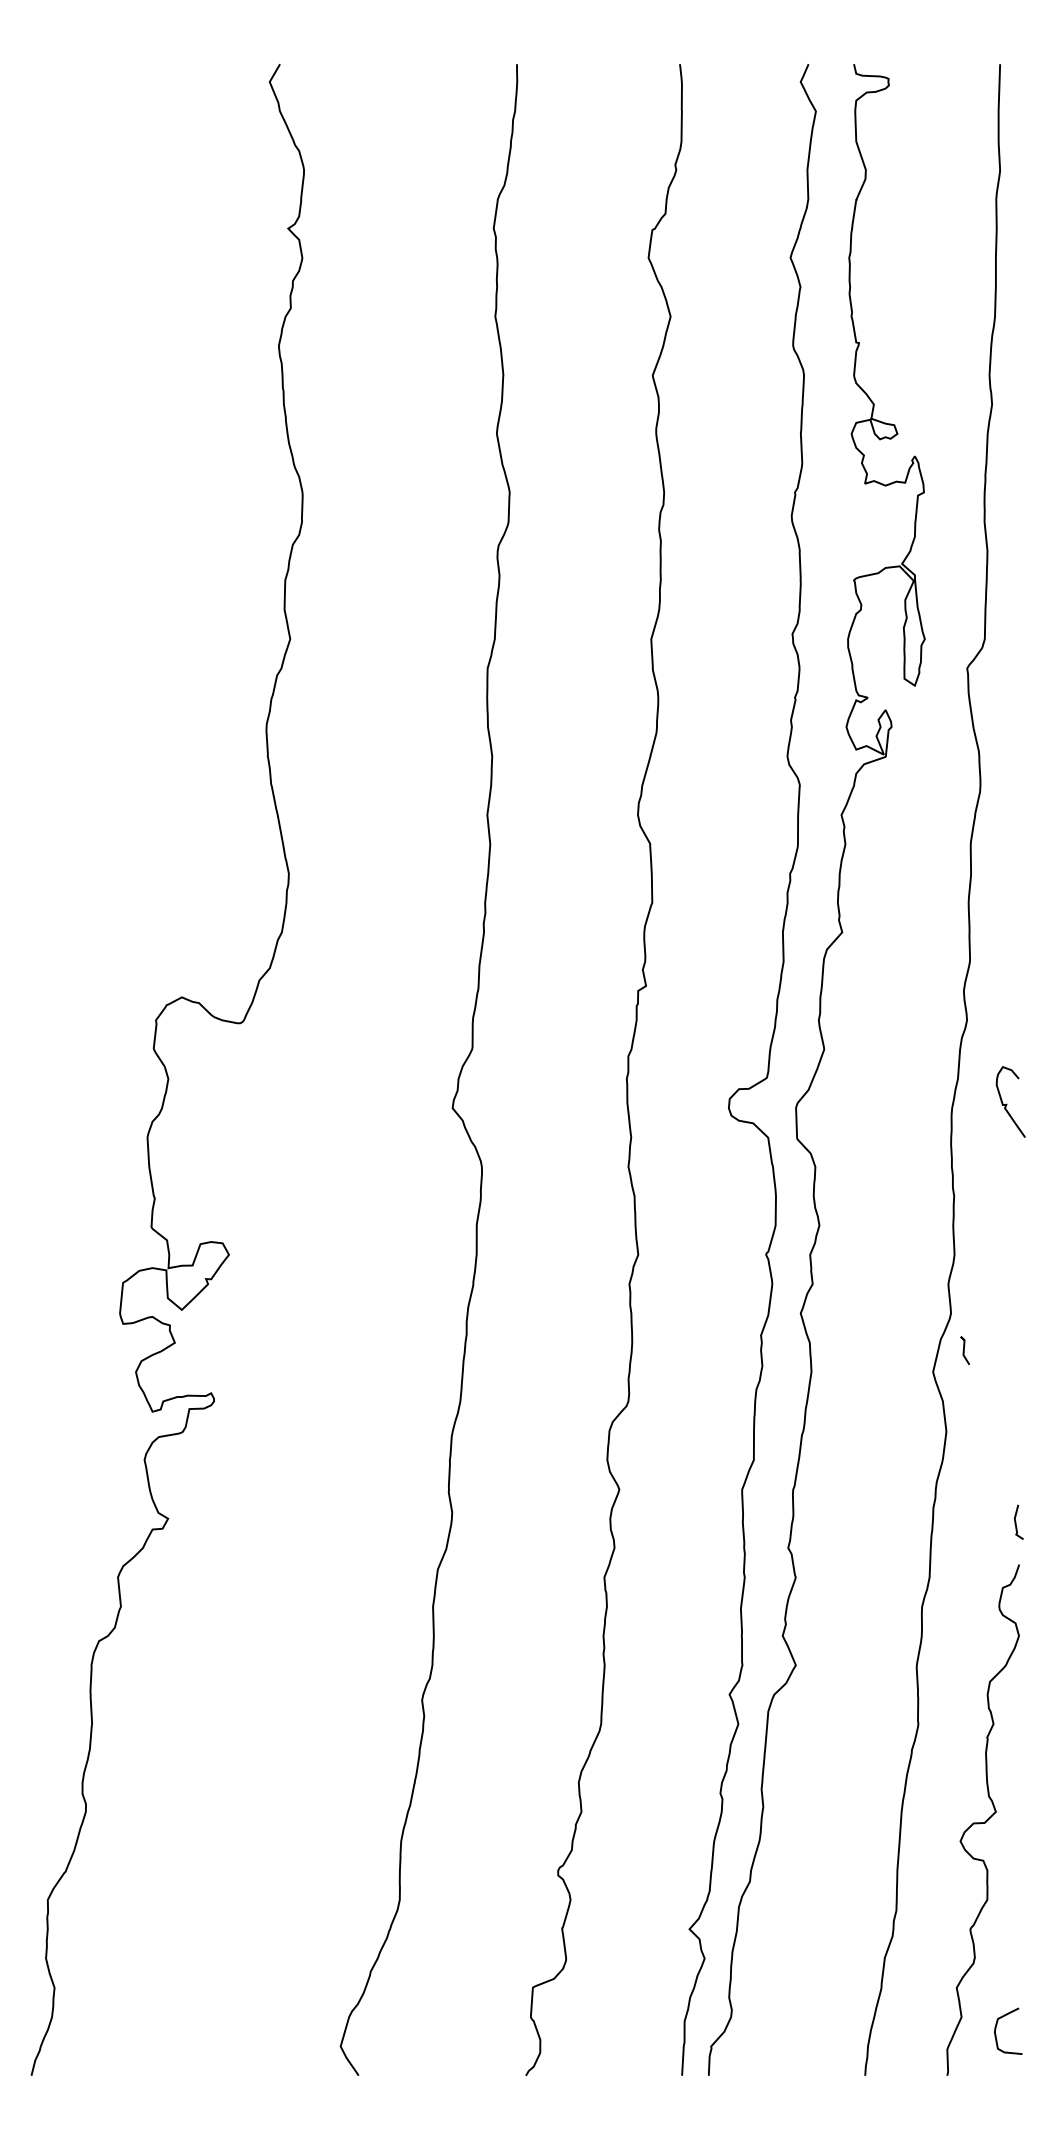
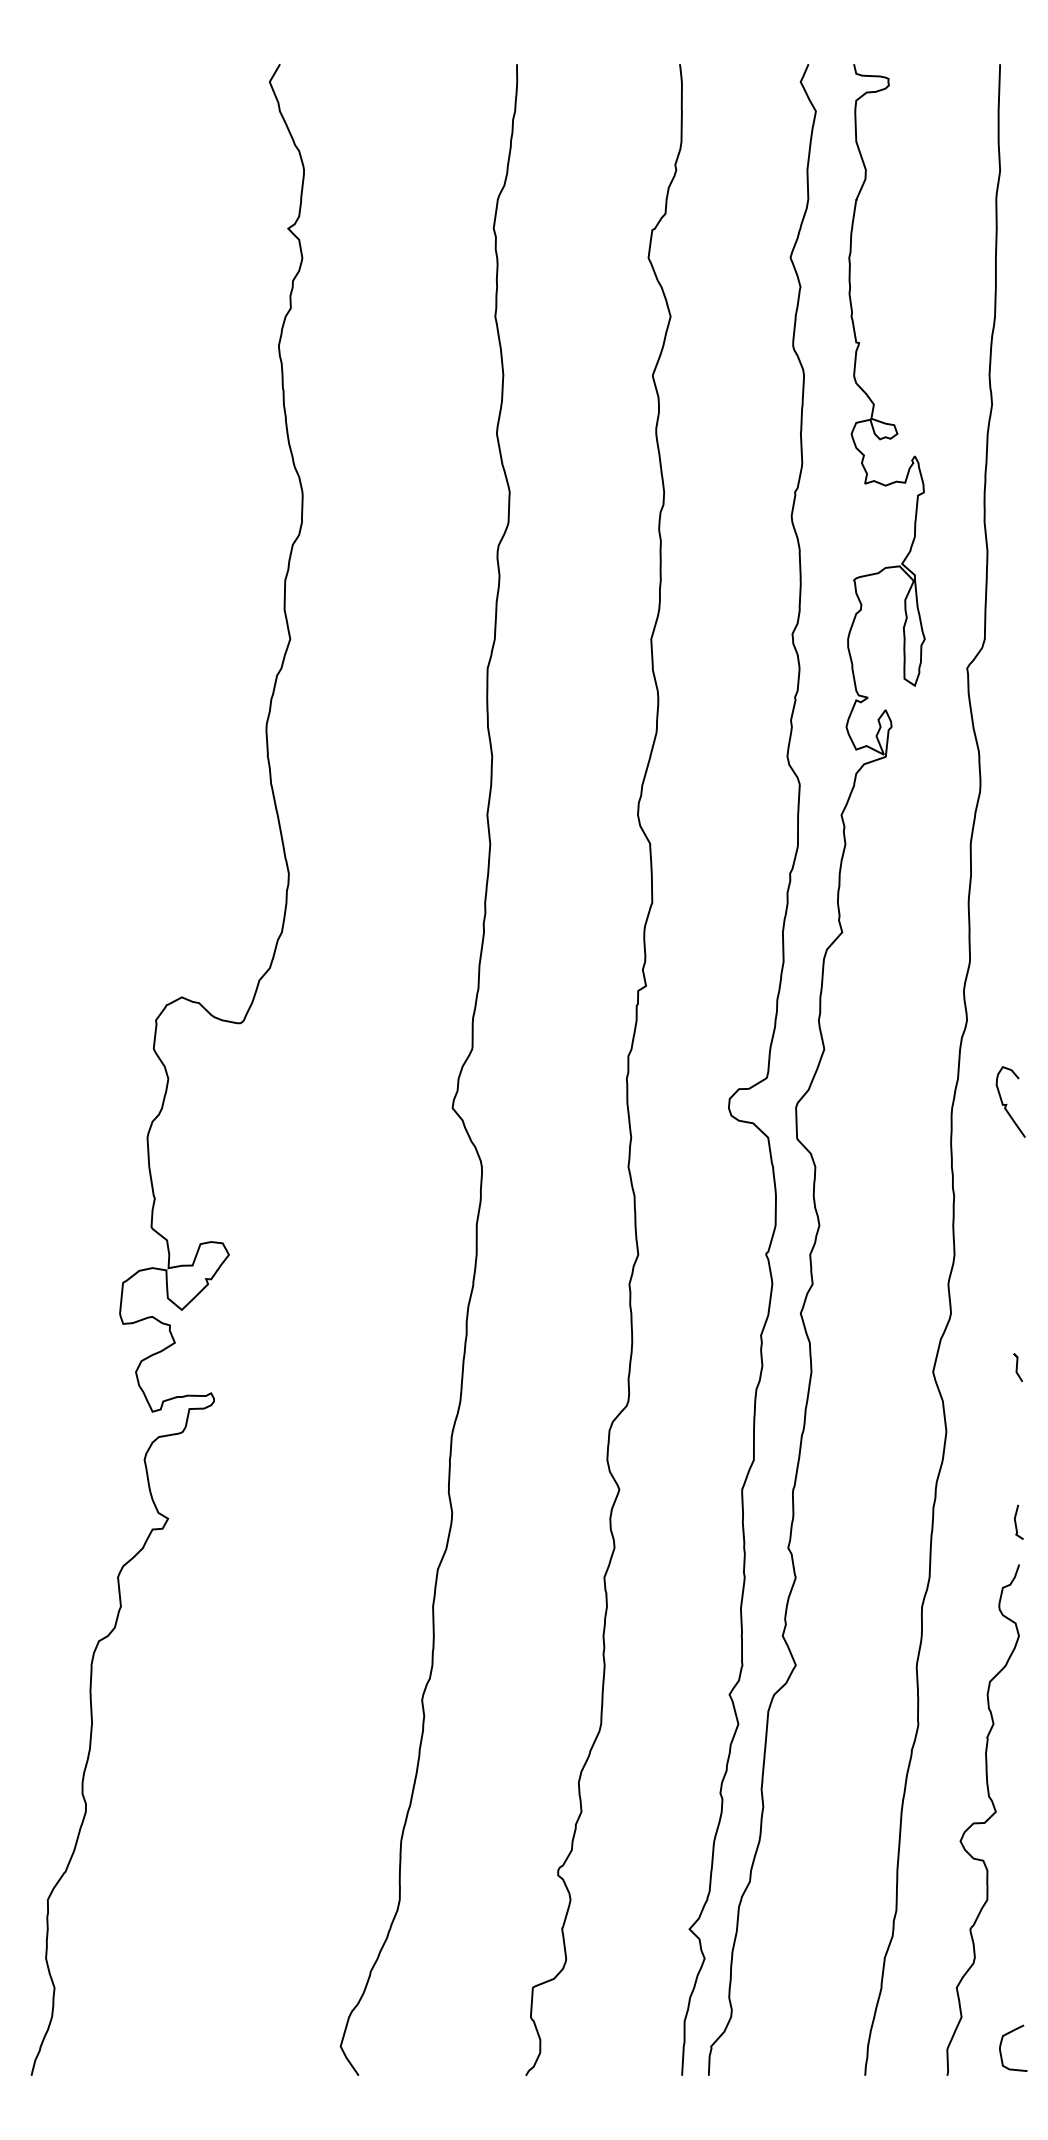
line position: (964, 1350) -> (1017, 1367) (1017, 1367)
curve position: (996, 2029) -> (1001, 2046) (1001, 2046)
